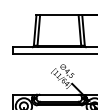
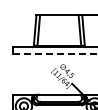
line: solid -> dashed (55, 54)
